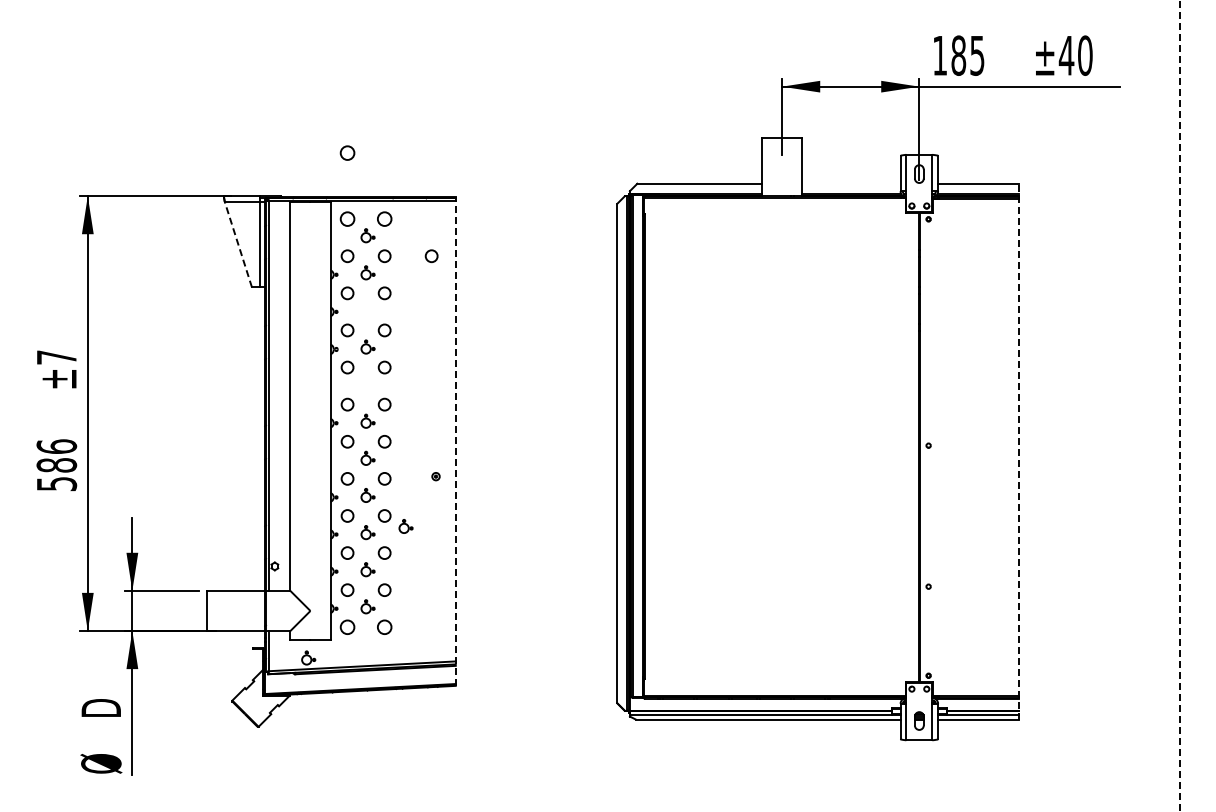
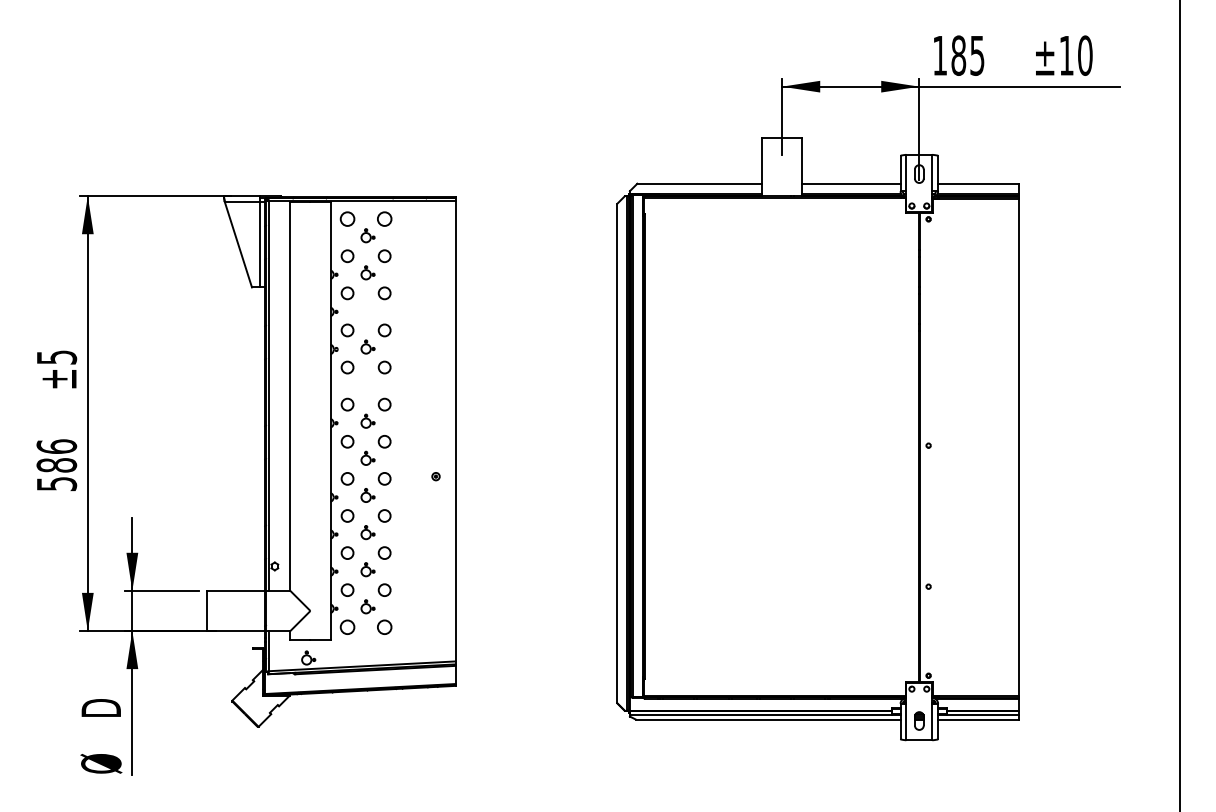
text: ±40 -> ±10 (1066, 55)
circle: present -> none (347, 152)
line: none -> present (851, 183)
line: dashed -> solid (238, 244)
circle: present -> none (431, 256)
text: ±7 -> ±5 (57, 357)
line: dashed -> solid (1179, 405)
line: dashed -> solid (455, 441)
line: dashed -> solid (1019, 451)
part: present -> none (405, 526)
